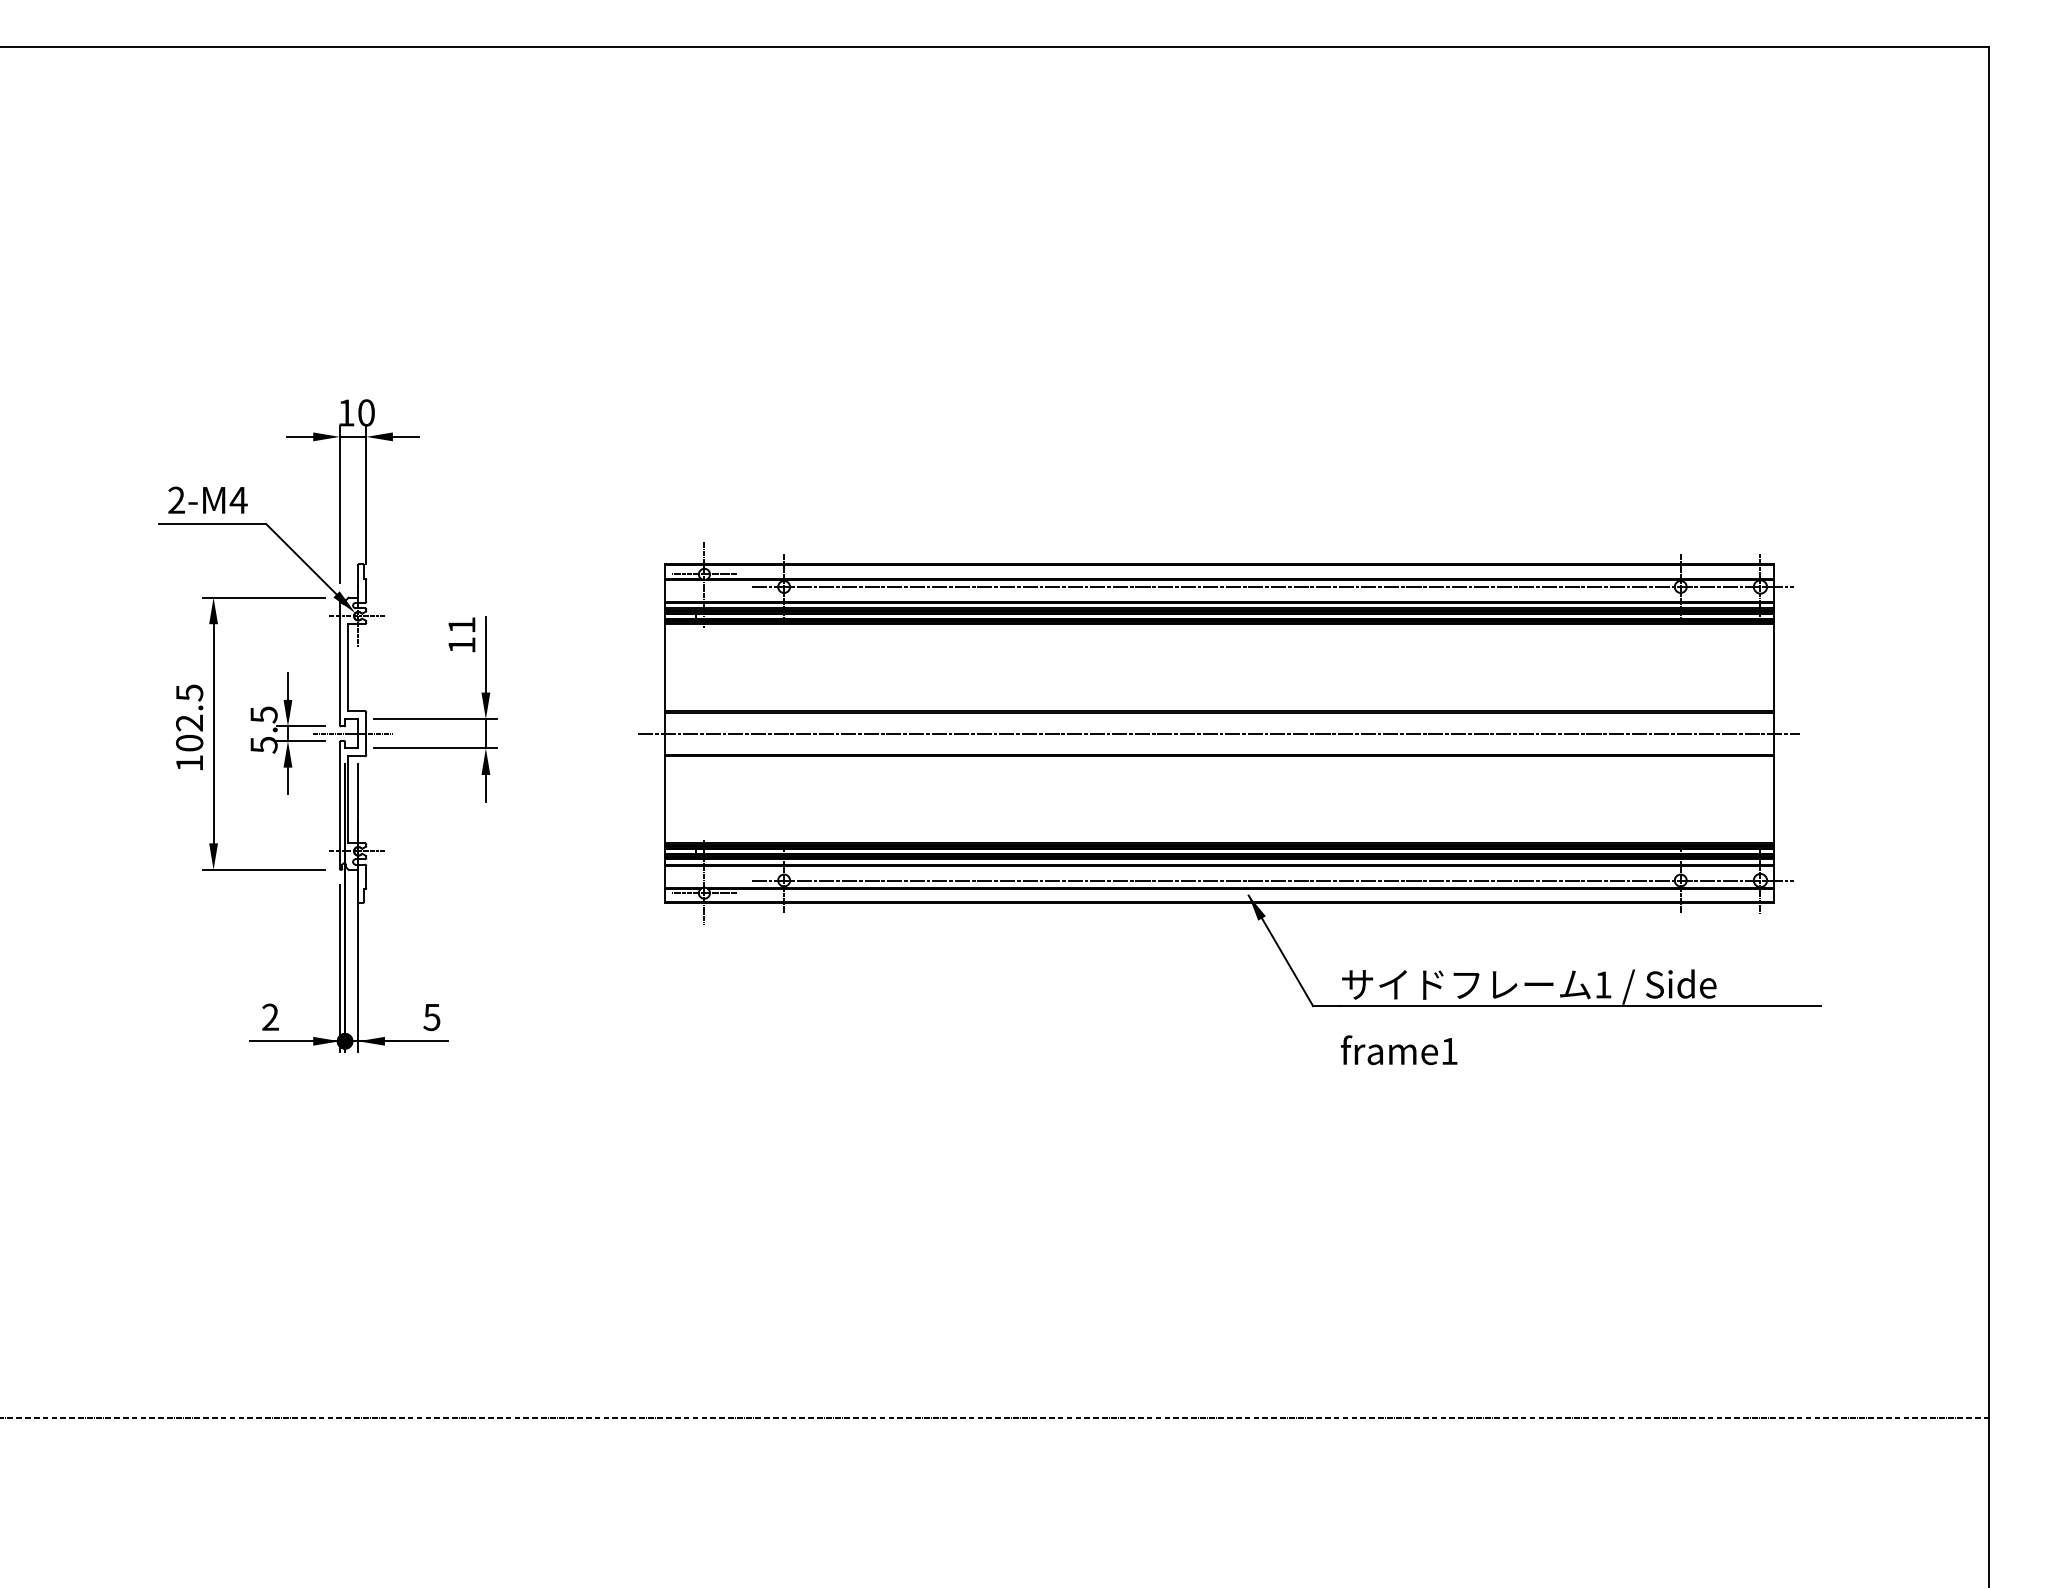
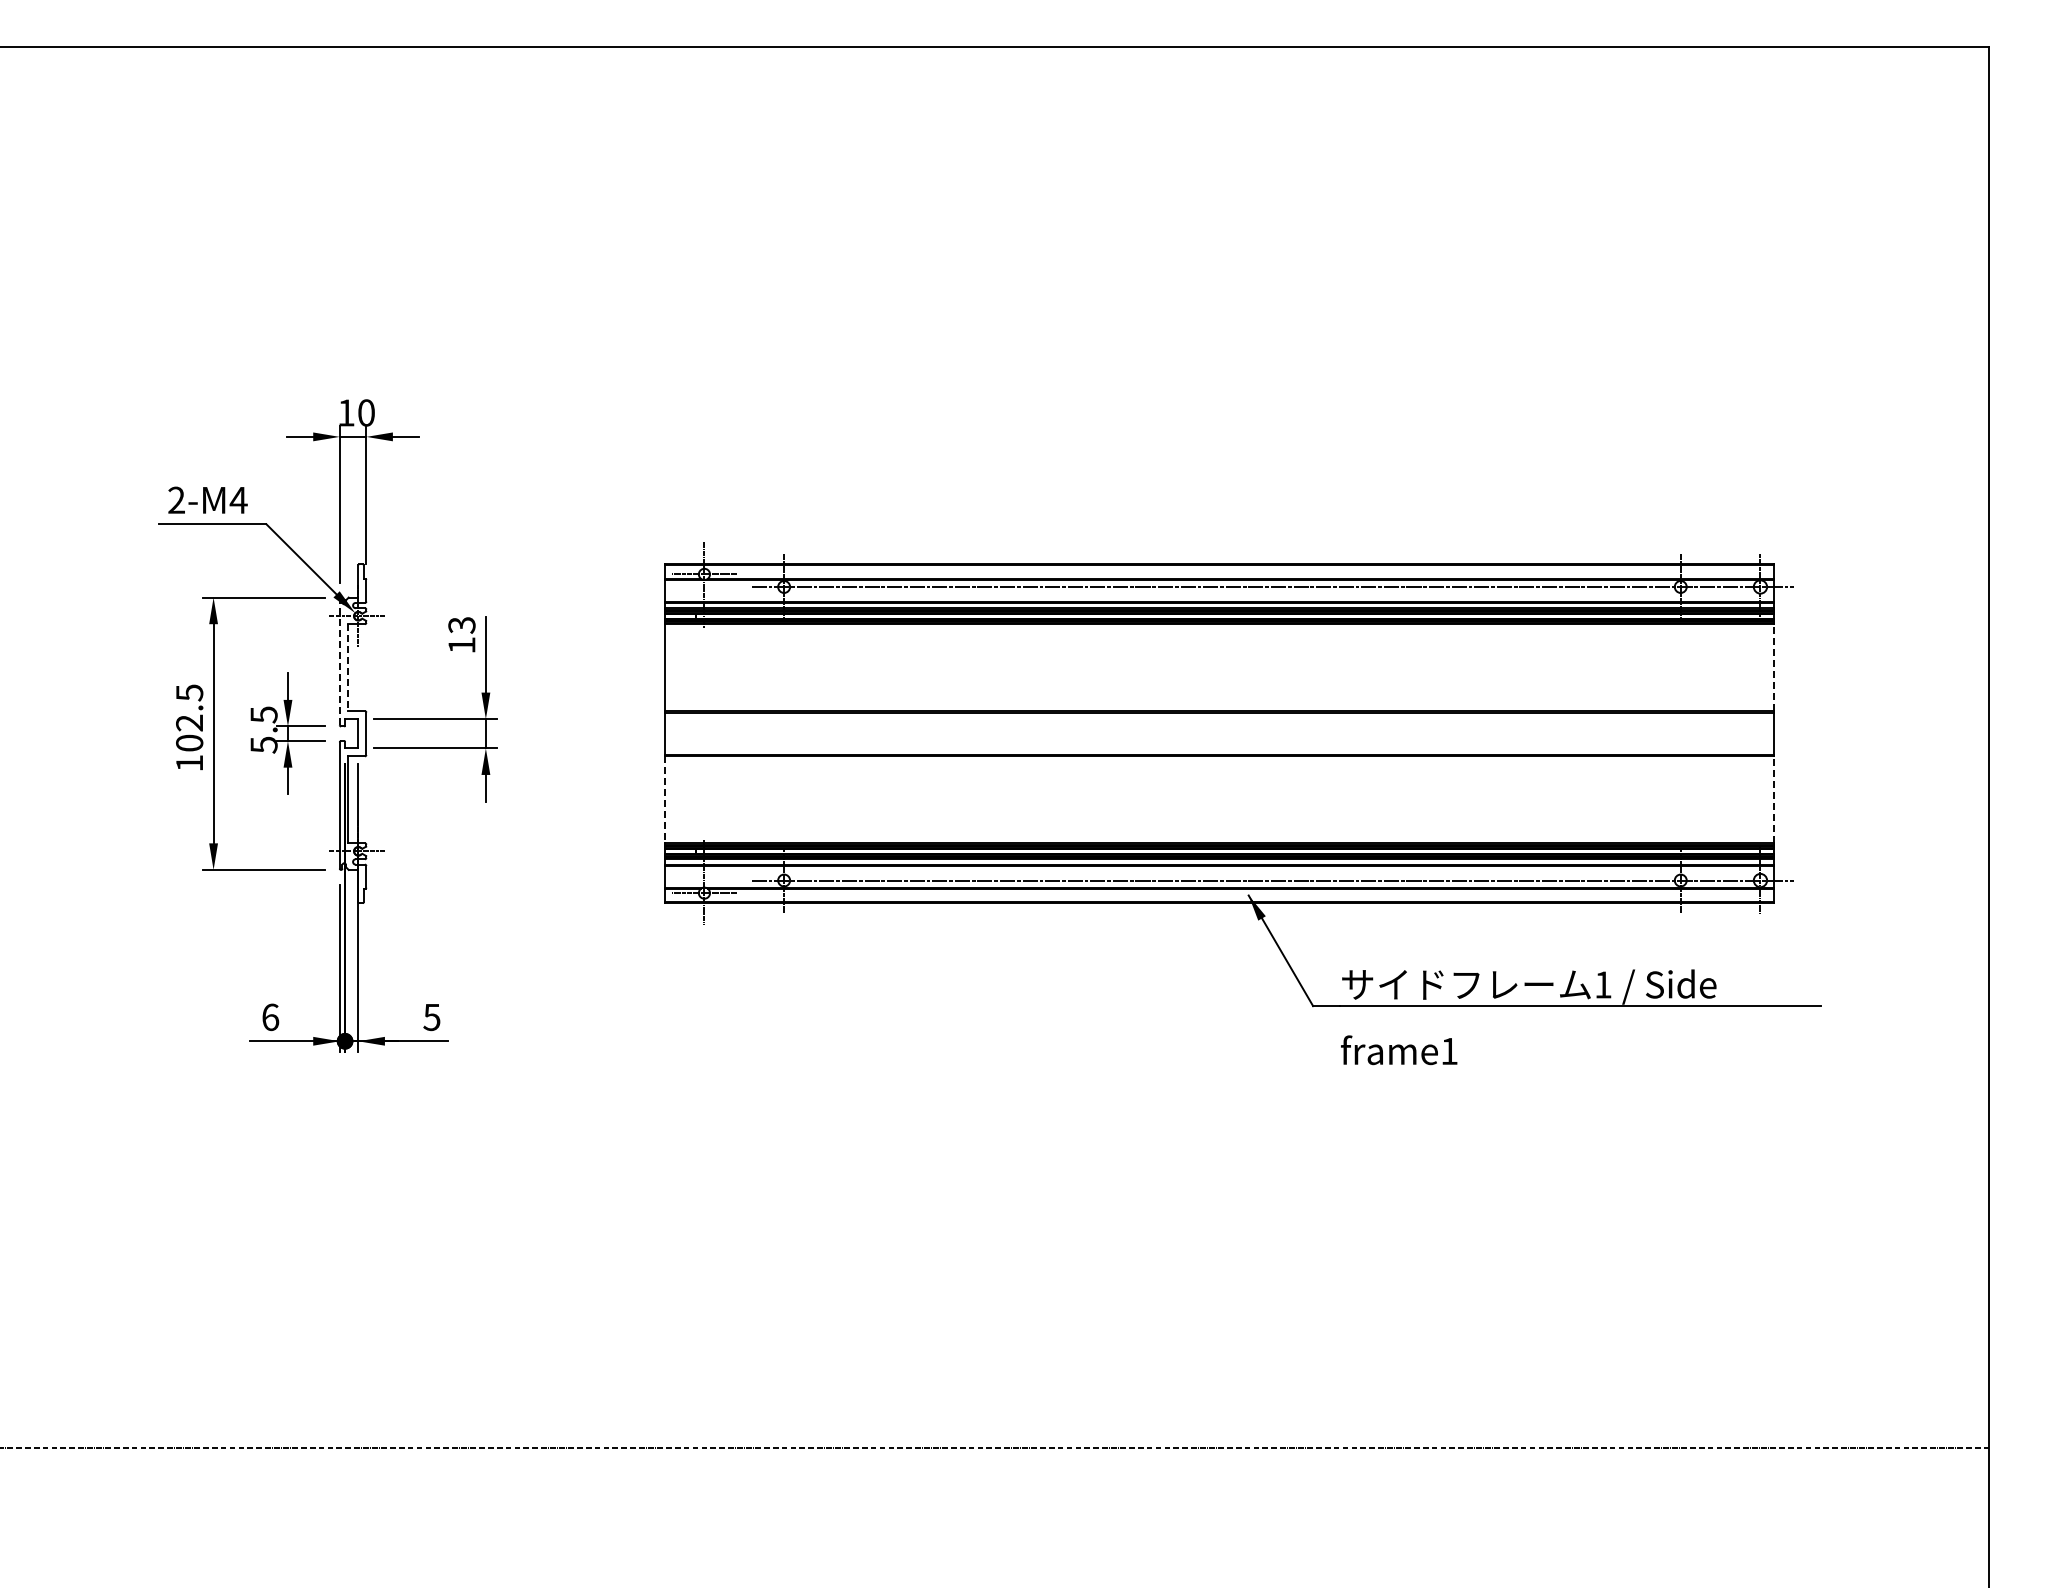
text: 11 -> 13 (461, 625)
line: solid -> dashed (339, 661)
line: solid -> dashed (347, 667)
line: solid -> dashed (1773, 667)
line: present -> none (352, 733)
line: present -> none (1219, 733)
line: solid -> dashed (664, 799)
line: solid -> dashed (1773, 799)
text: 2 -> 6 (270, 1017)
line position: (995, 1417) -> (995, 1447) (995, 1447)
